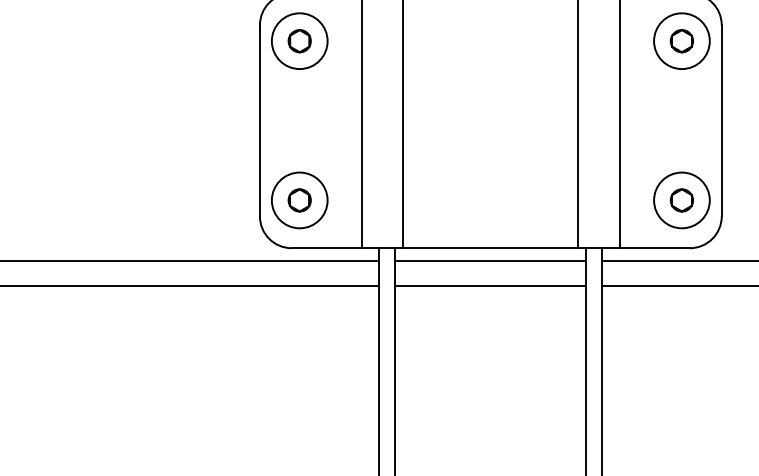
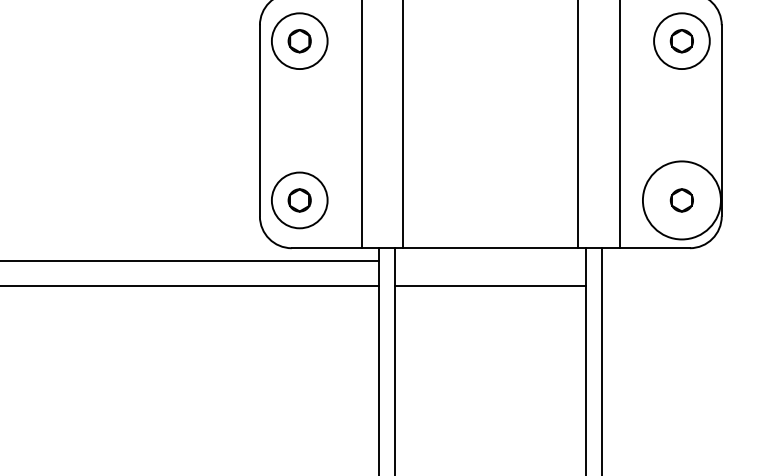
circle diameter: 56 px -> 78 px (681, 200)
line: present -> none (490, 260)
line: present -> none (678, 260)
line: present -> none (678, 286)
